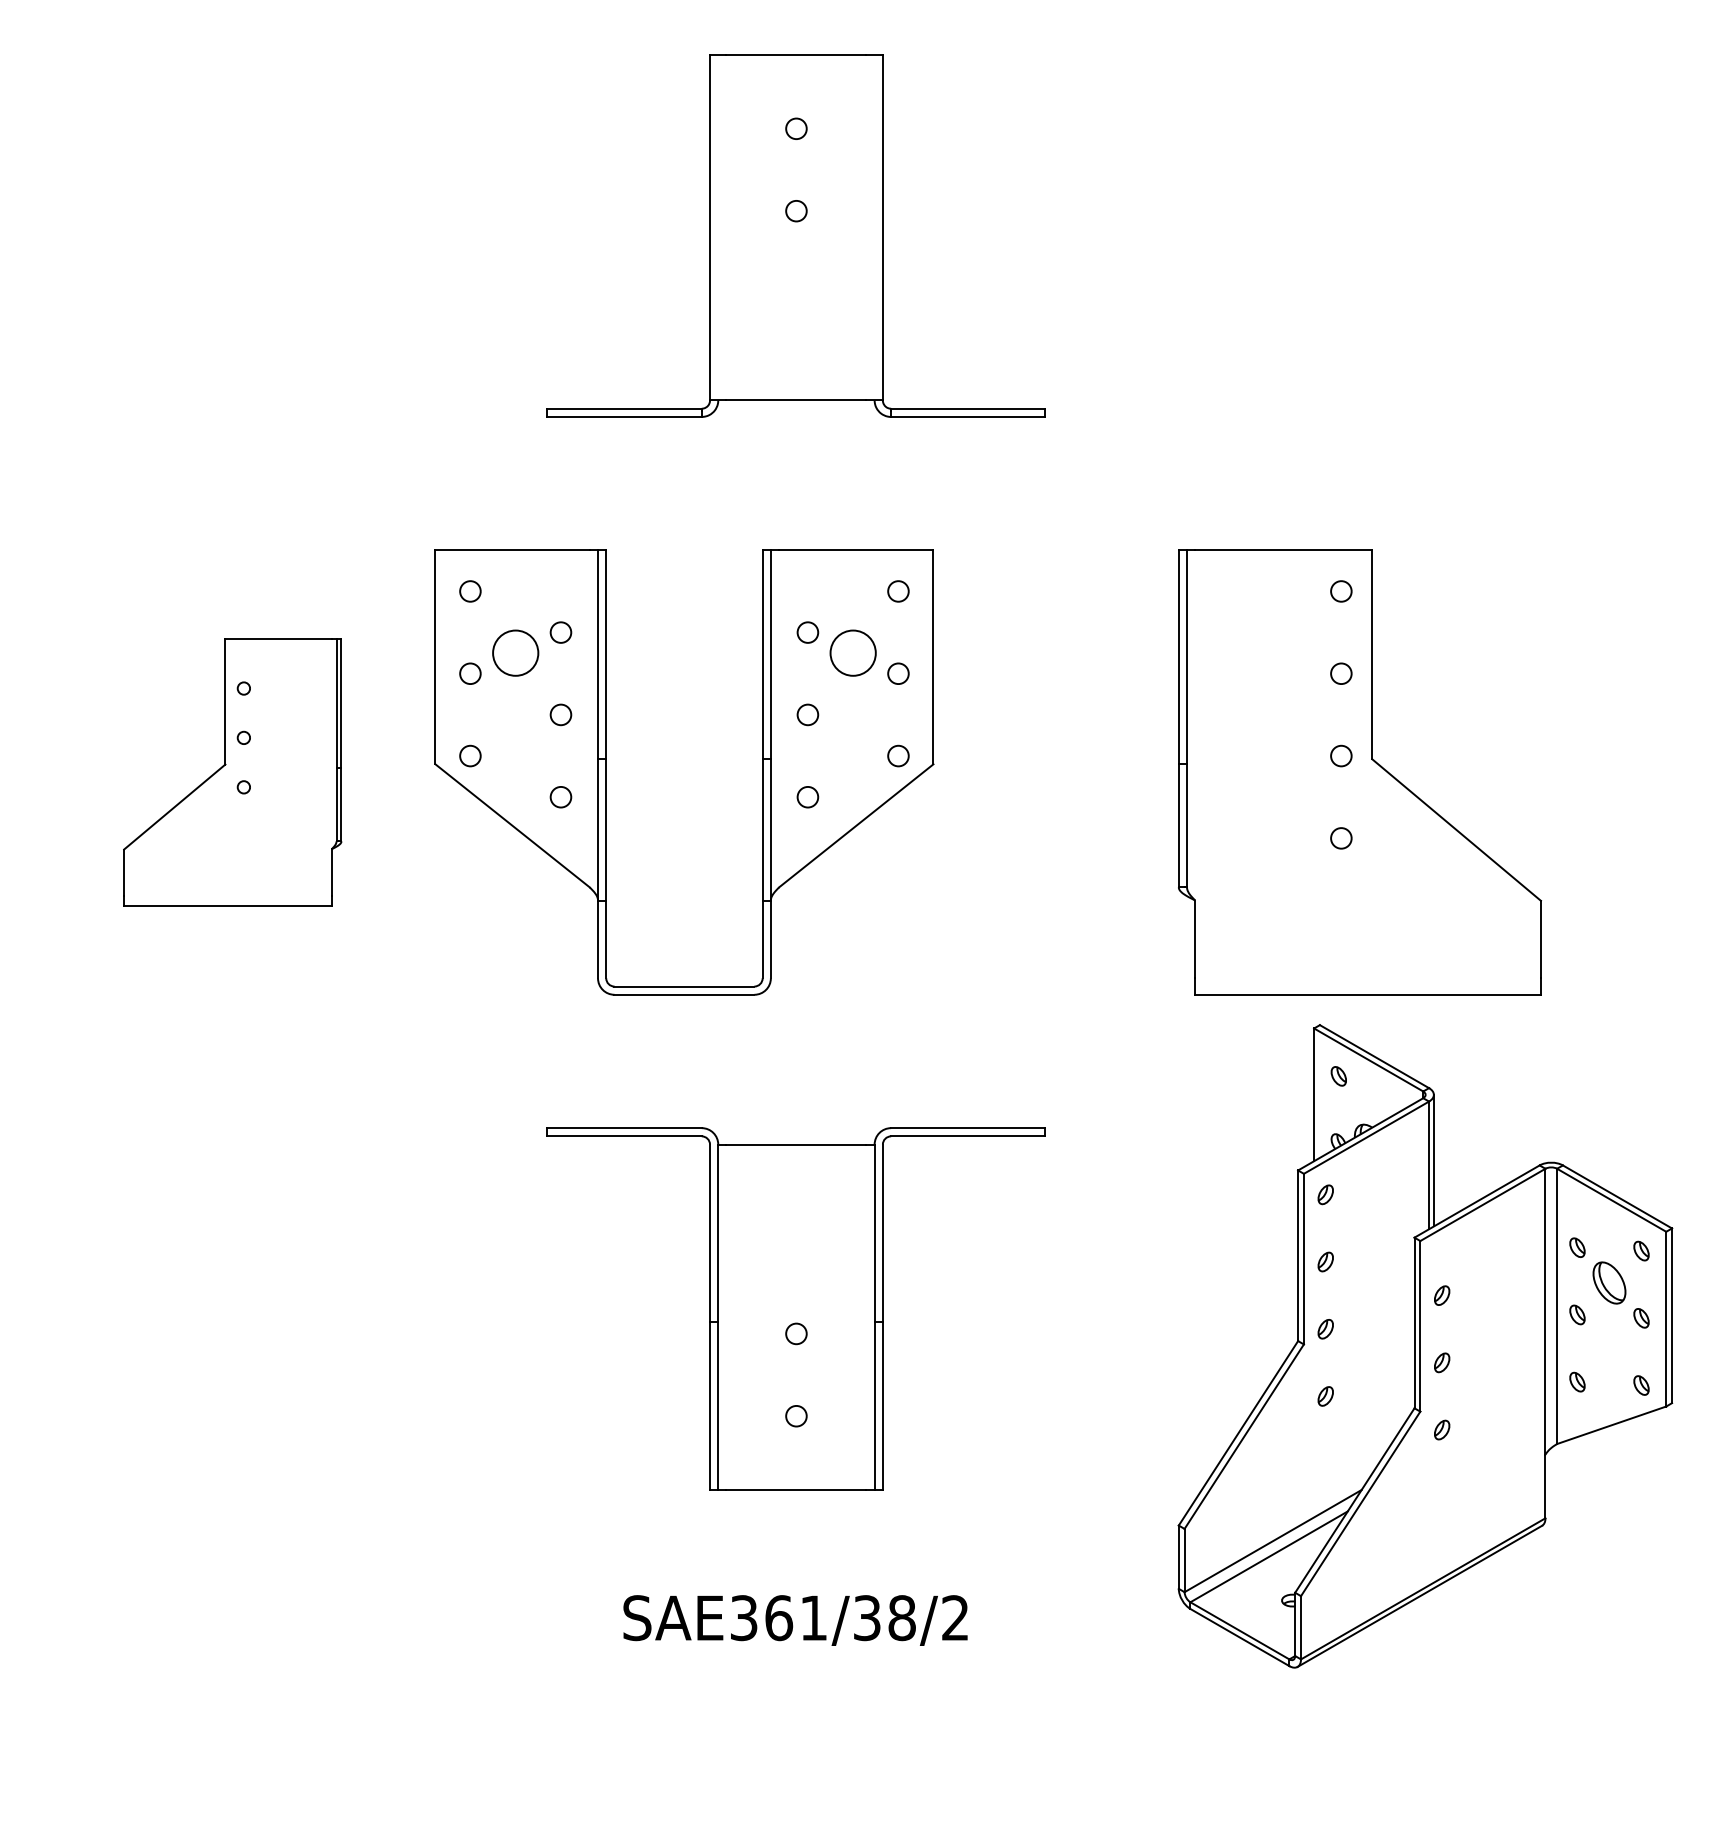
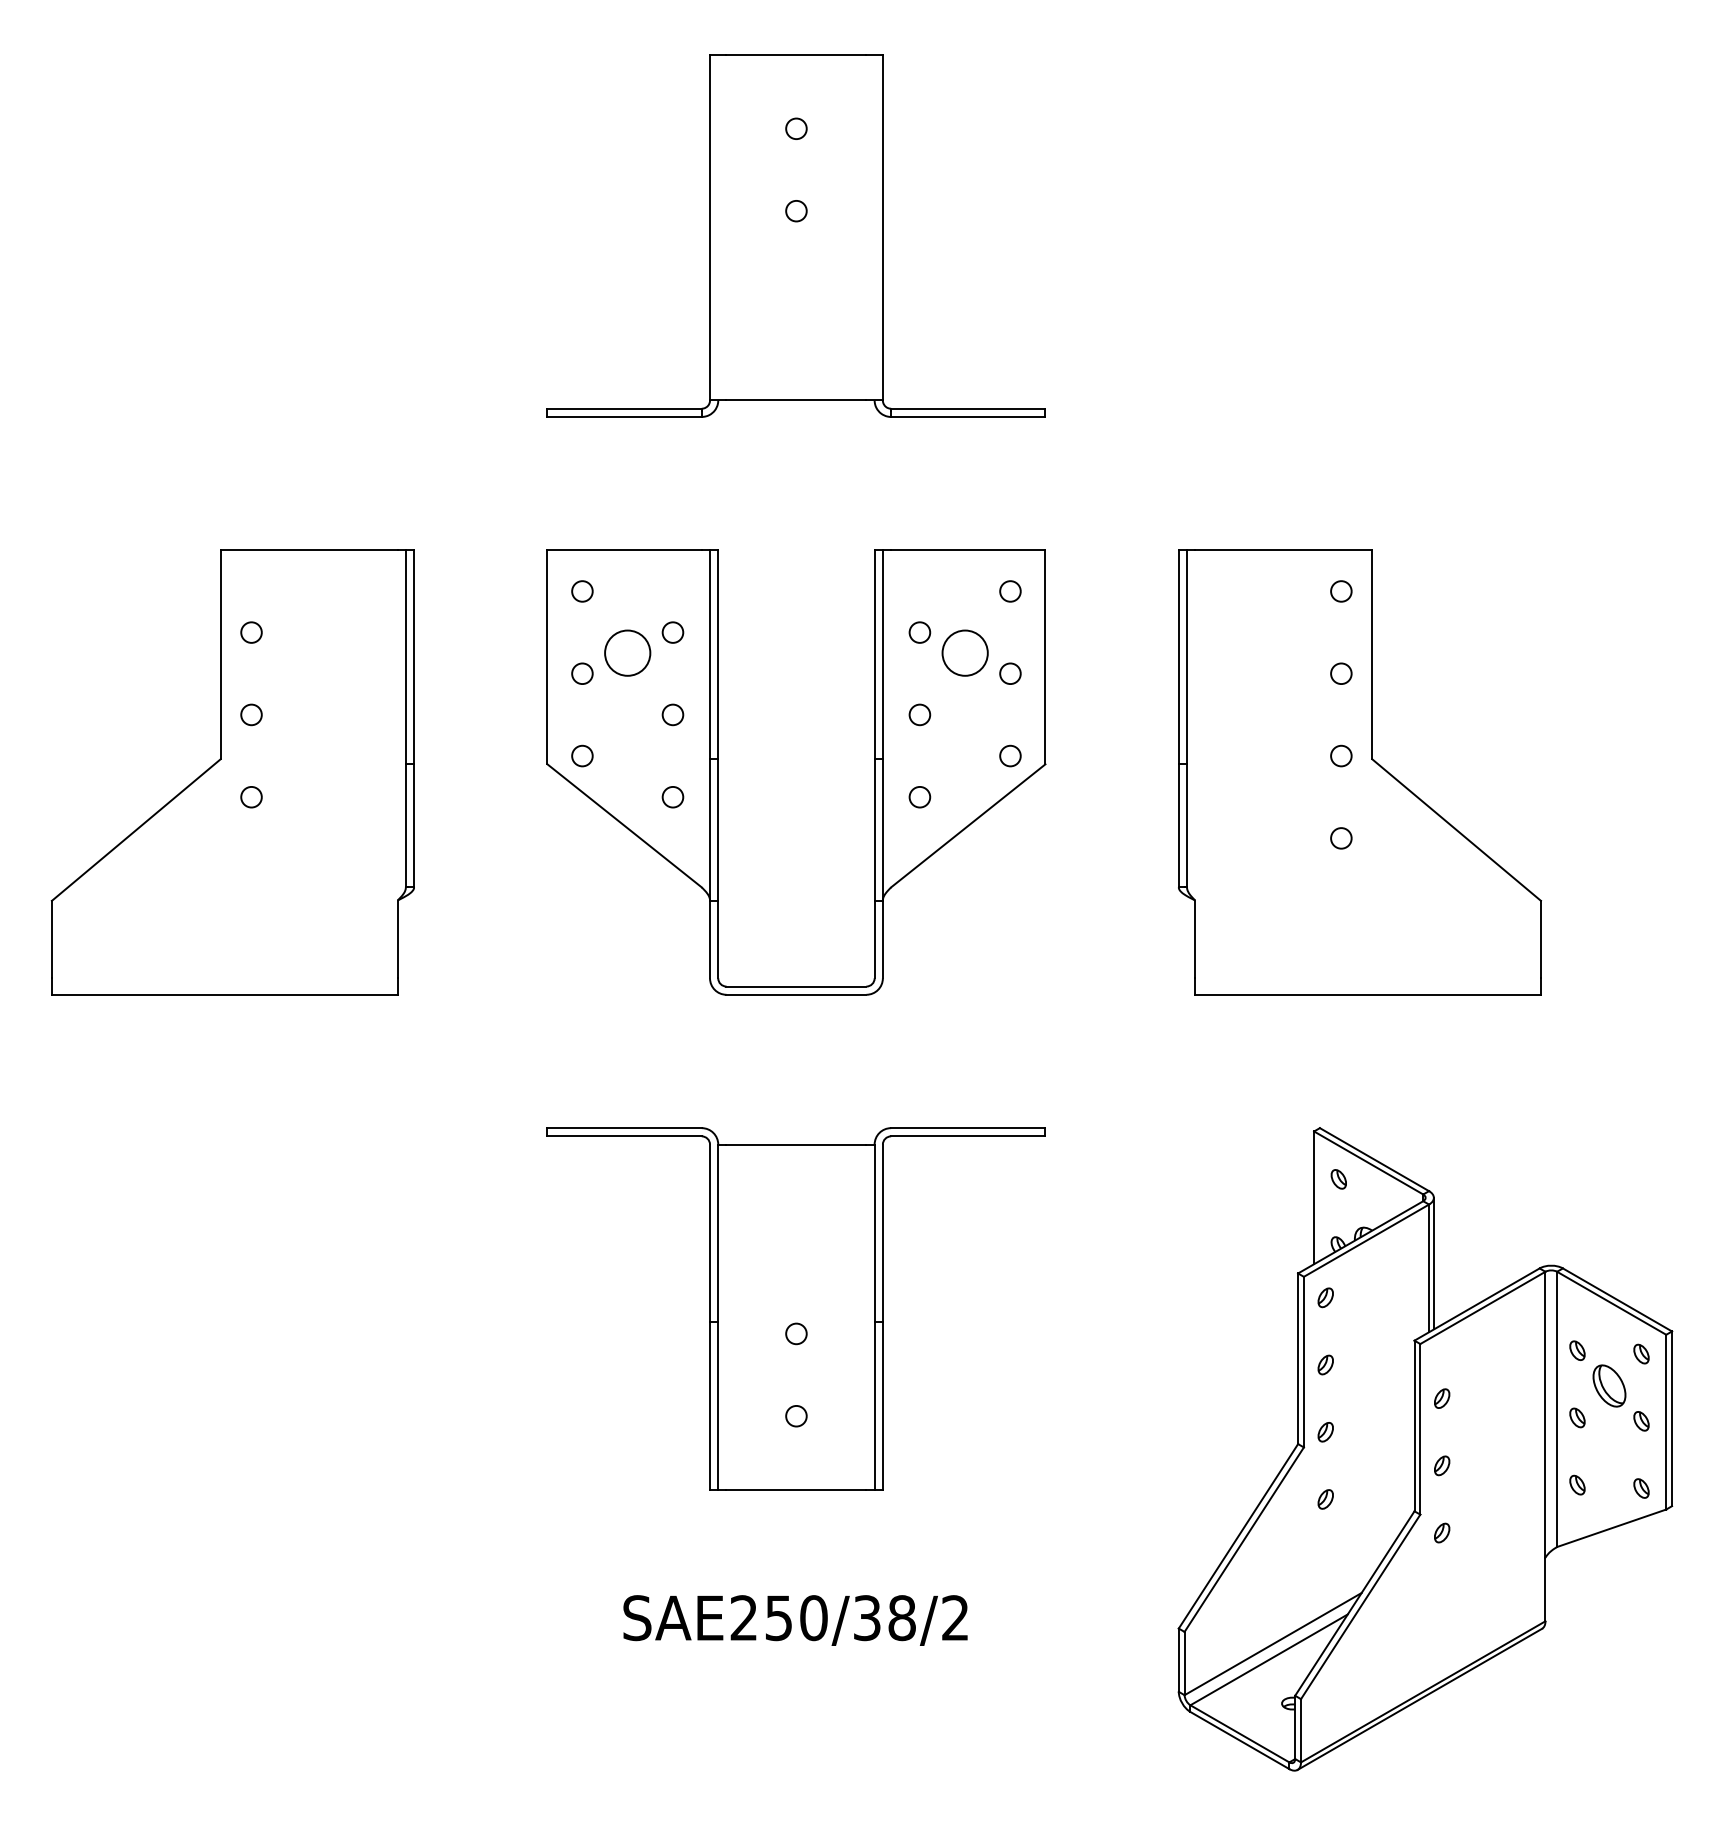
part size: 220x269 px -> 365x447 px (232, 772)
part position: (606, 772) -> (718, 772) (718, 772)
part position: (1425, 1346) -> (1425, 1449) (1425, 1449)
text: SAE361/38/2 -> SAE250/38/2 (778, 1618)
